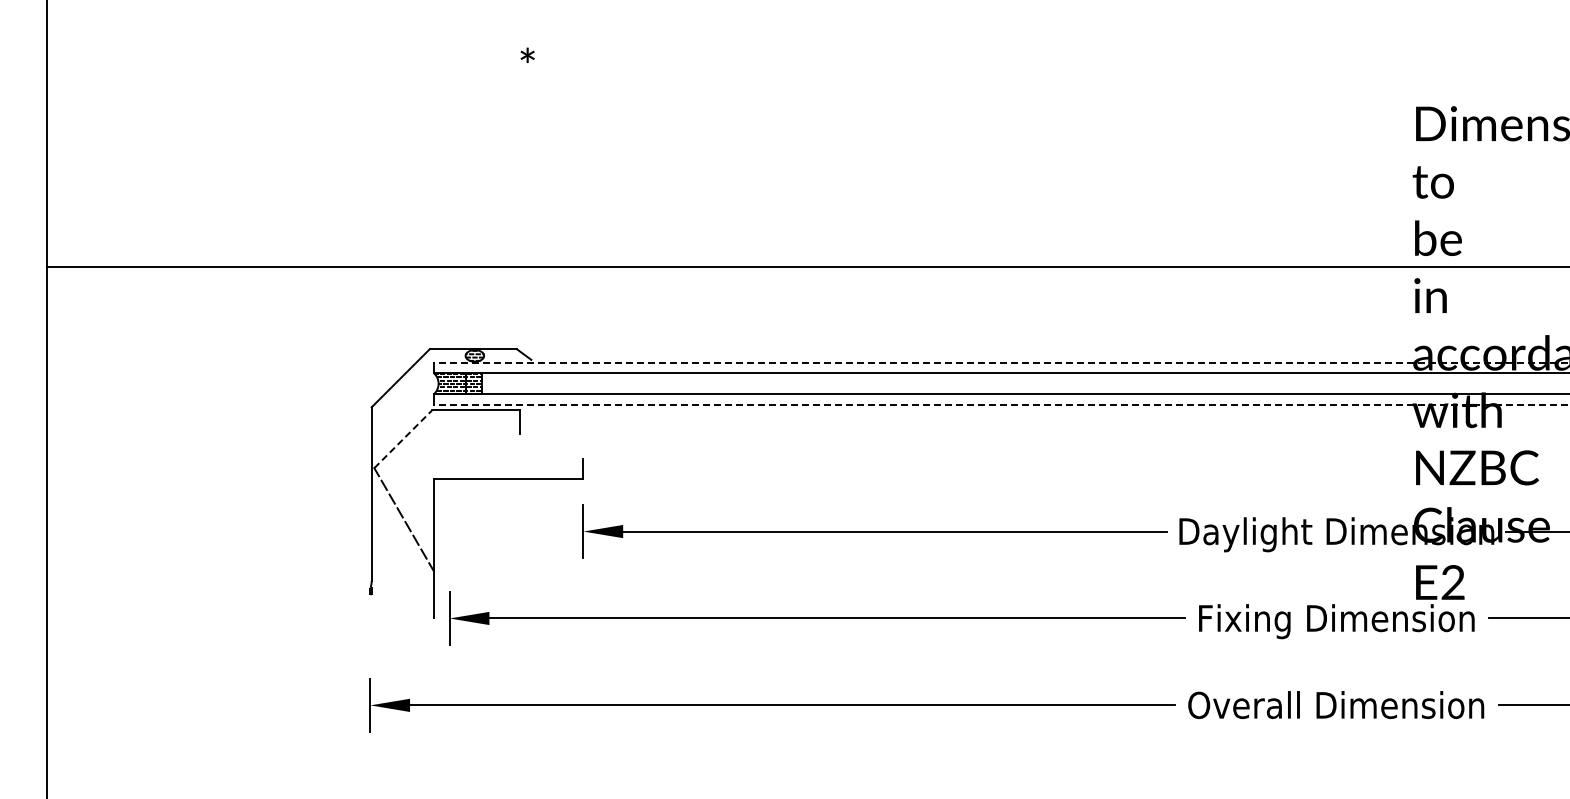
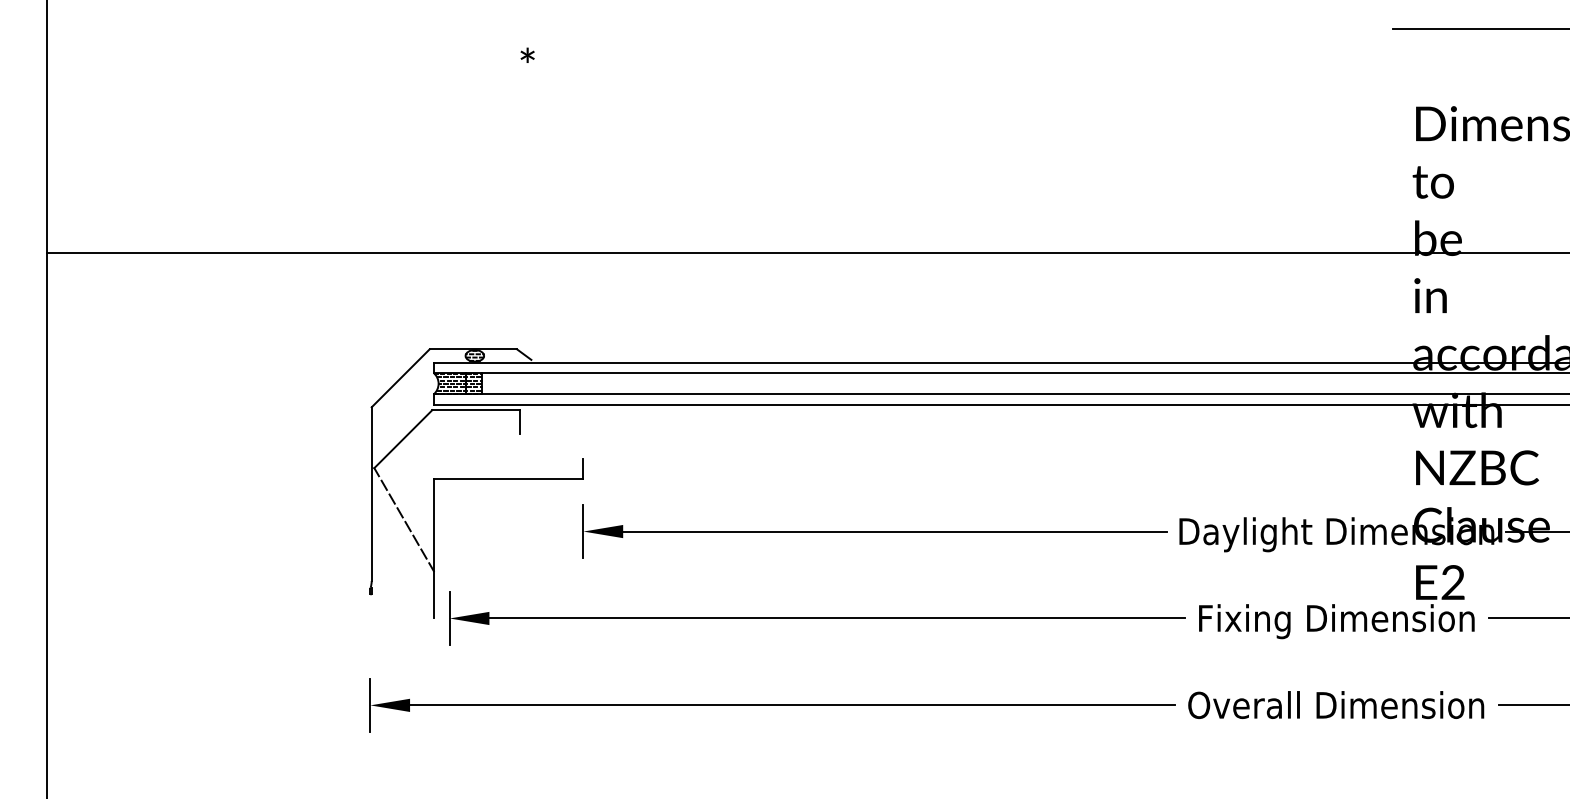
line: none -> present (1479, 29)
line position: (806, 266) -> (806, 252) (806, 252)
line: dashed -> solid (1001, 362)
line: dashed -> solid (1001, 404)
line: dashed -> solid (403, 438)
